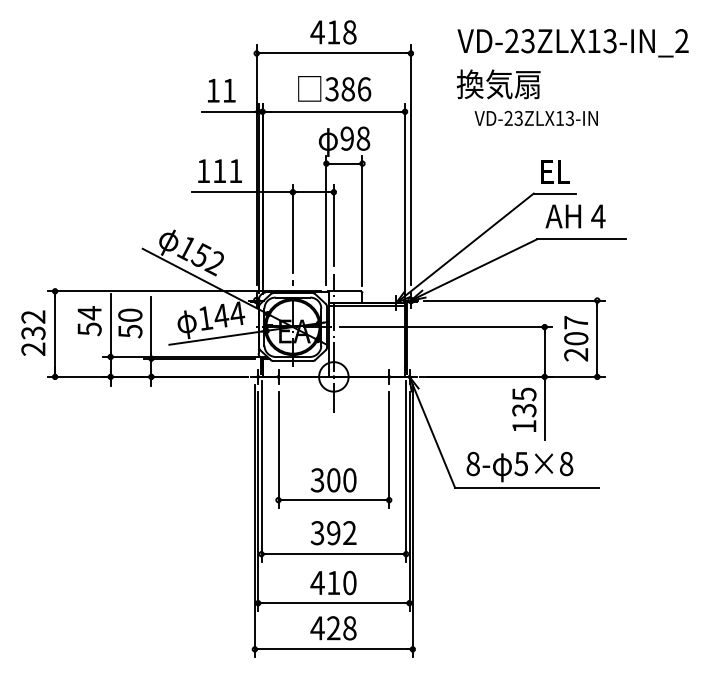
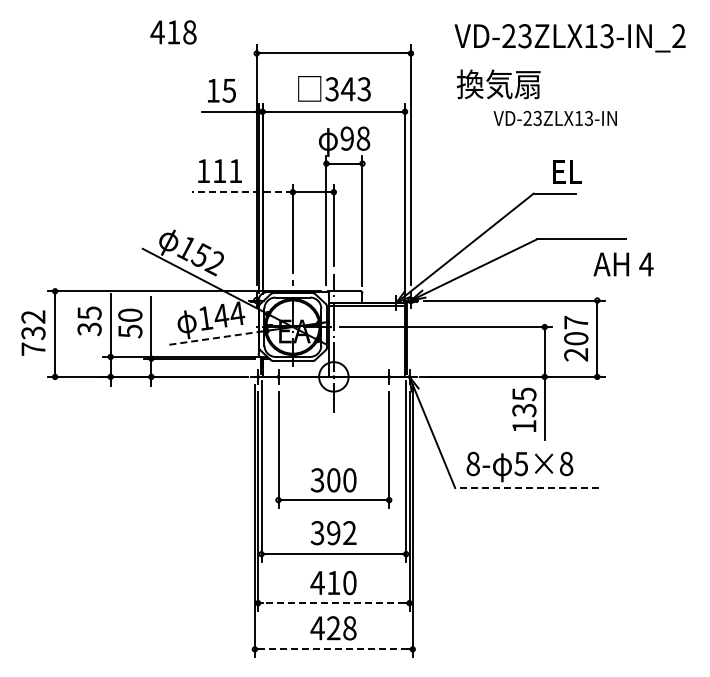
text position: (333, 32) -> (173, 32) (173, 32)
text position: (572, 43) -> (569, 38) (569, 38)
text: 386 -> 343 (355, 89)
text: 11 -> 15 (228, 90)
text position: (535, 117) -> (554, 117) (554, 117)
text position: (555, 171) -> (567, 171) (567, 171)
line: solid -> dashed (242, 192)
text position: (575, 216) -> (623, 264) (623, 264)
text: 54 -> 35 (89, 320)
line: solid -> dashed (215, 338)
text: 232 -> 732 (33, 348)
line: solid -> dashed (526, 487)
line: solid -> dashed (333, 603)
line: solid -> dashed (333, 649)
